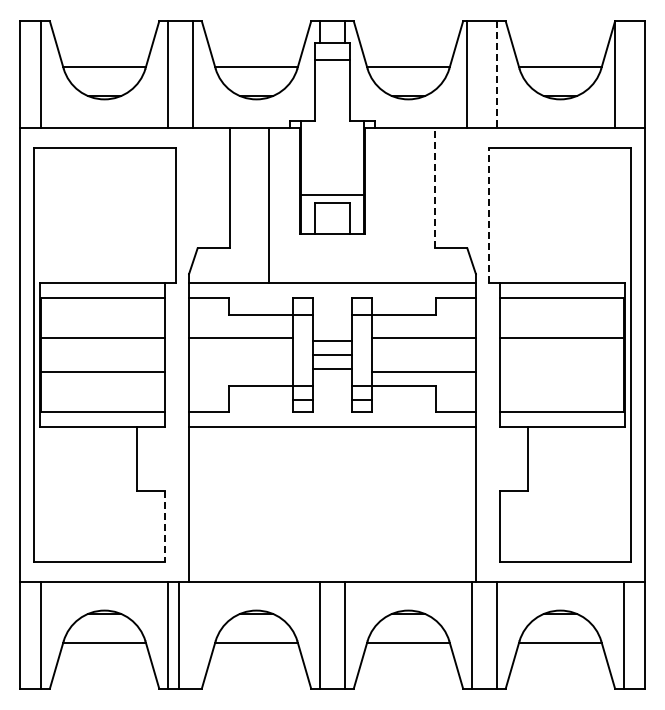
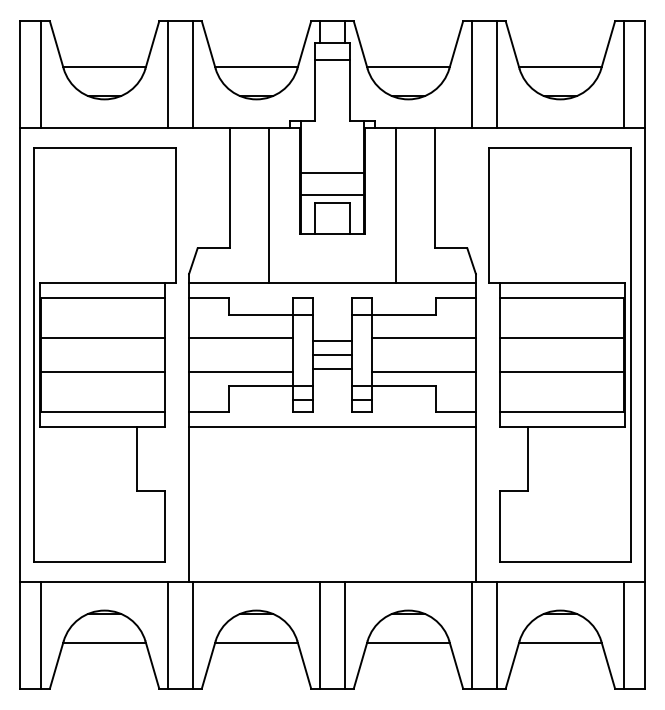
line position: (466, 74) -> (471, 74) (471, 74)
line position: (614, 74) -> (623, 74) (623, 74)
line: dashed -> solid (497, 75)
line: none -> present (332, 173)
line: dashed -> solid (434, 187)
line: none -> present (396, 204)
line: dashed -> solid (488, 214)
line: none -> present (240, 372)
line: none -> present (561, 372)
line: dashed -> solid (164, 526)
line position: (179, 635) -> (193, 635) (193, 635)
